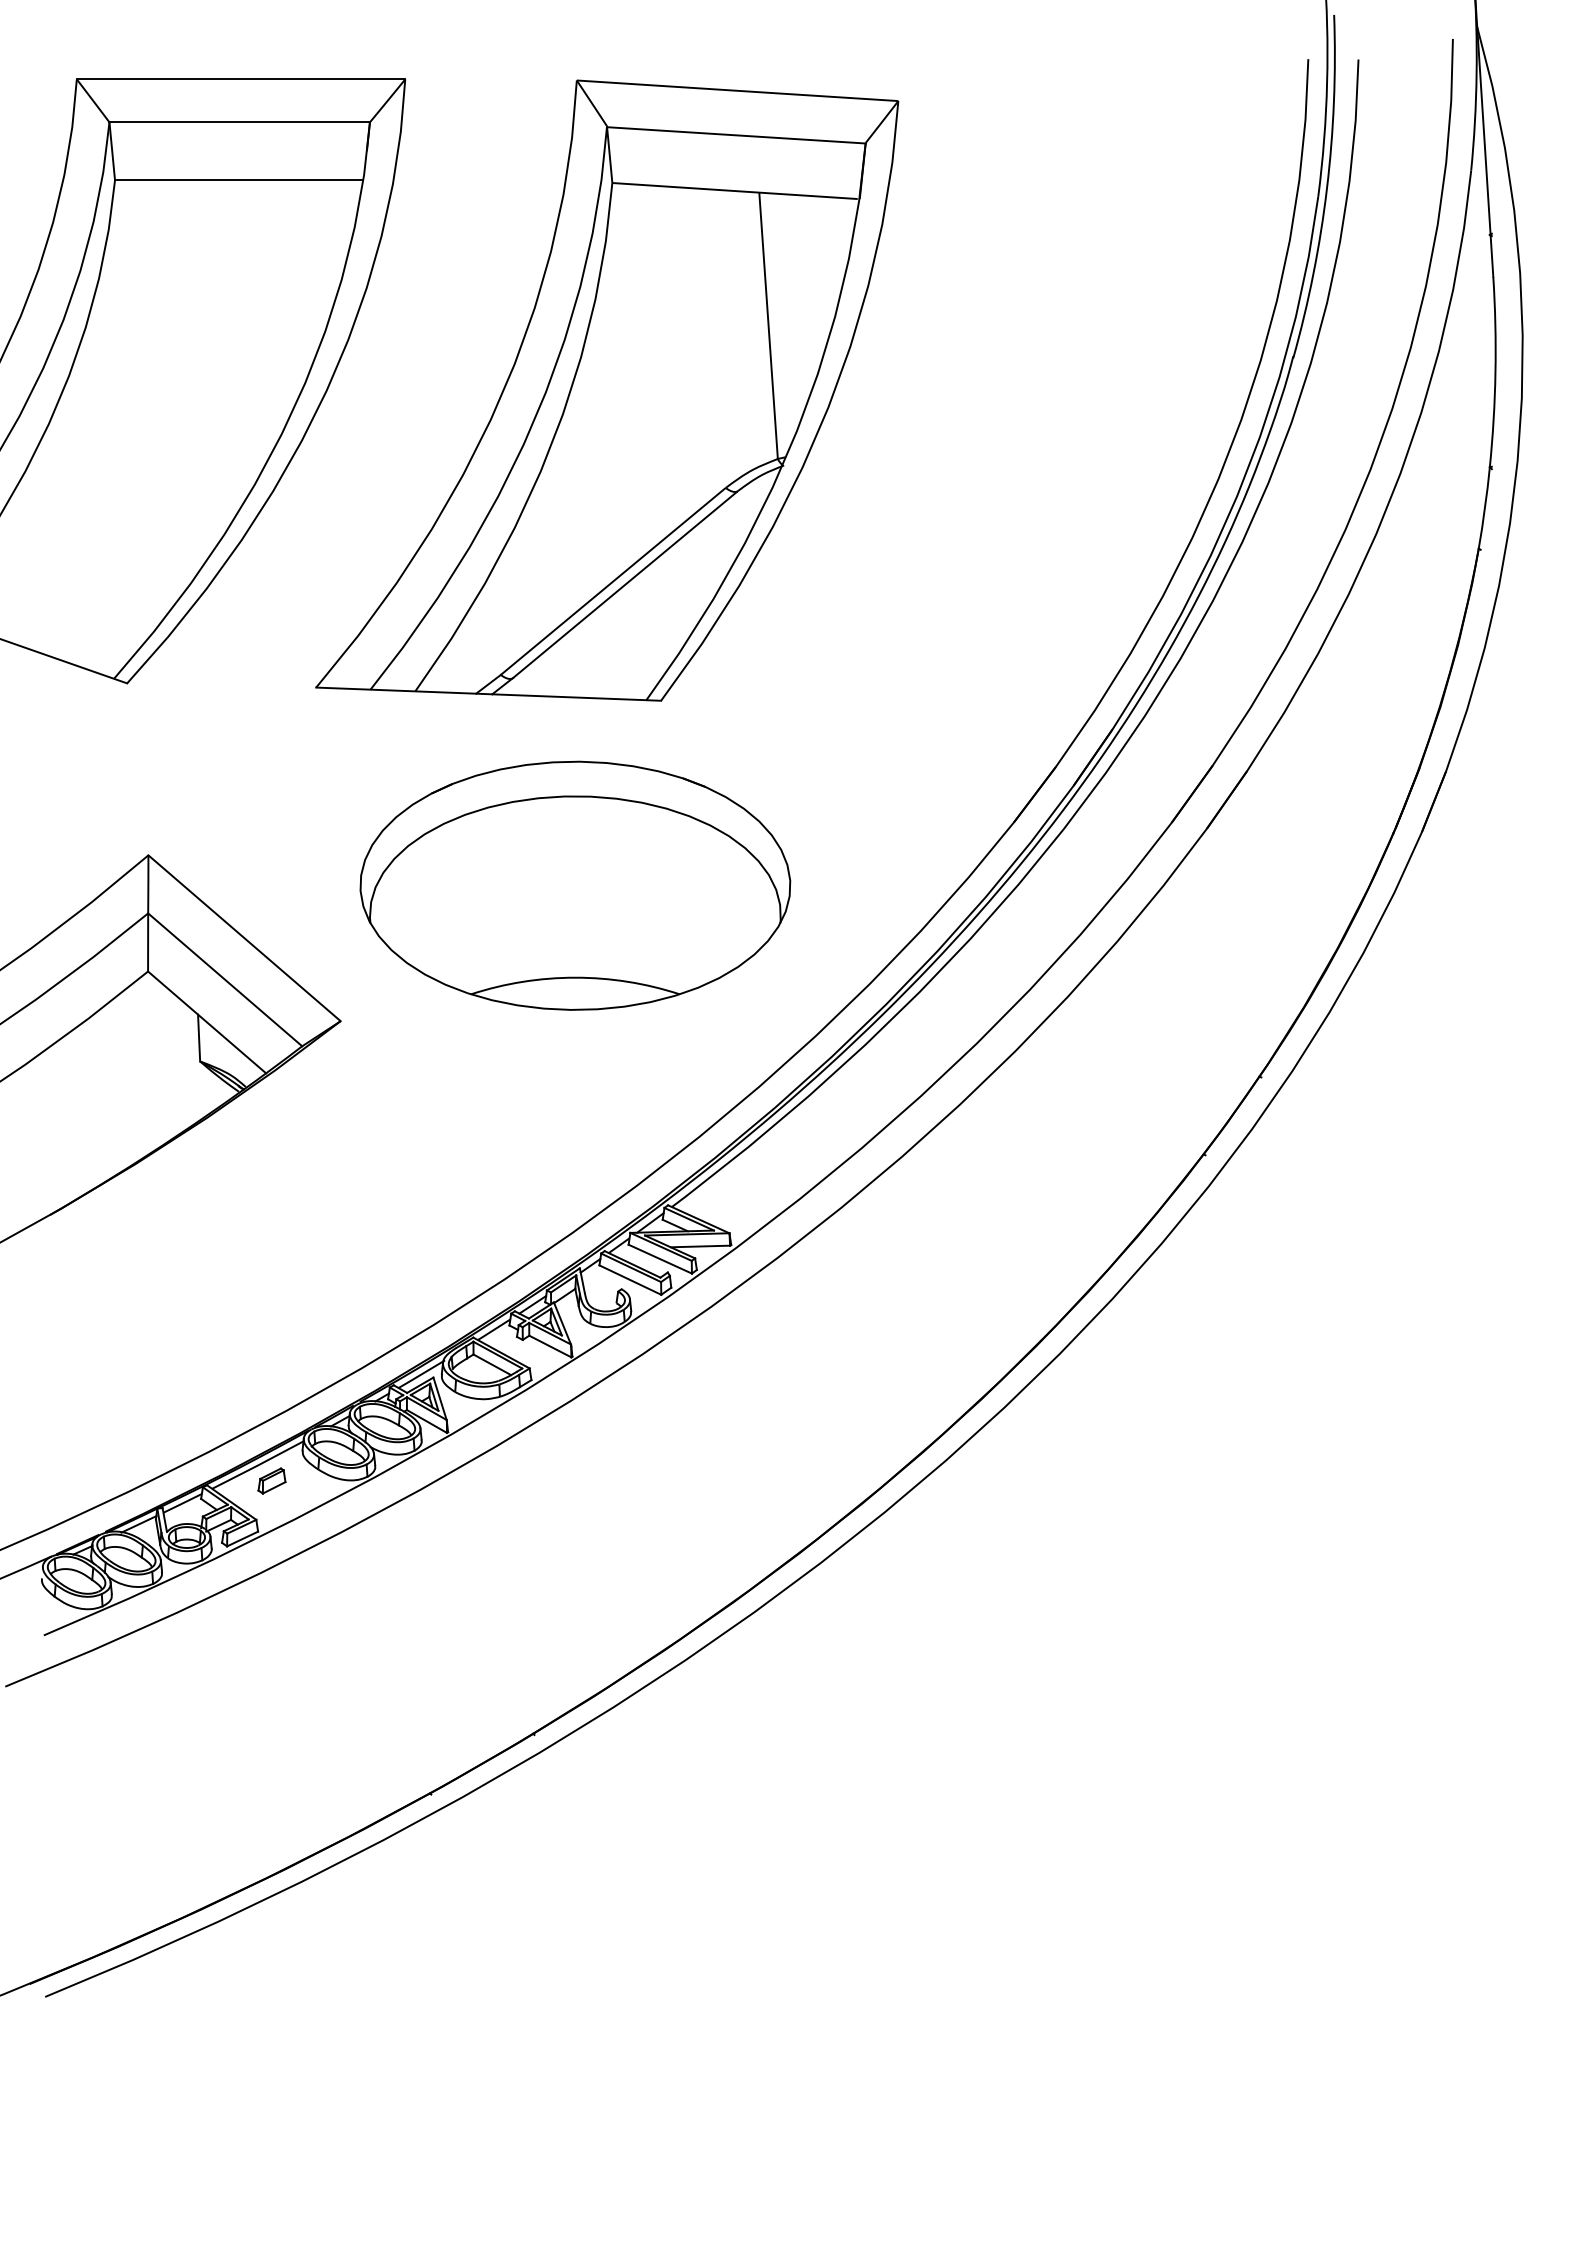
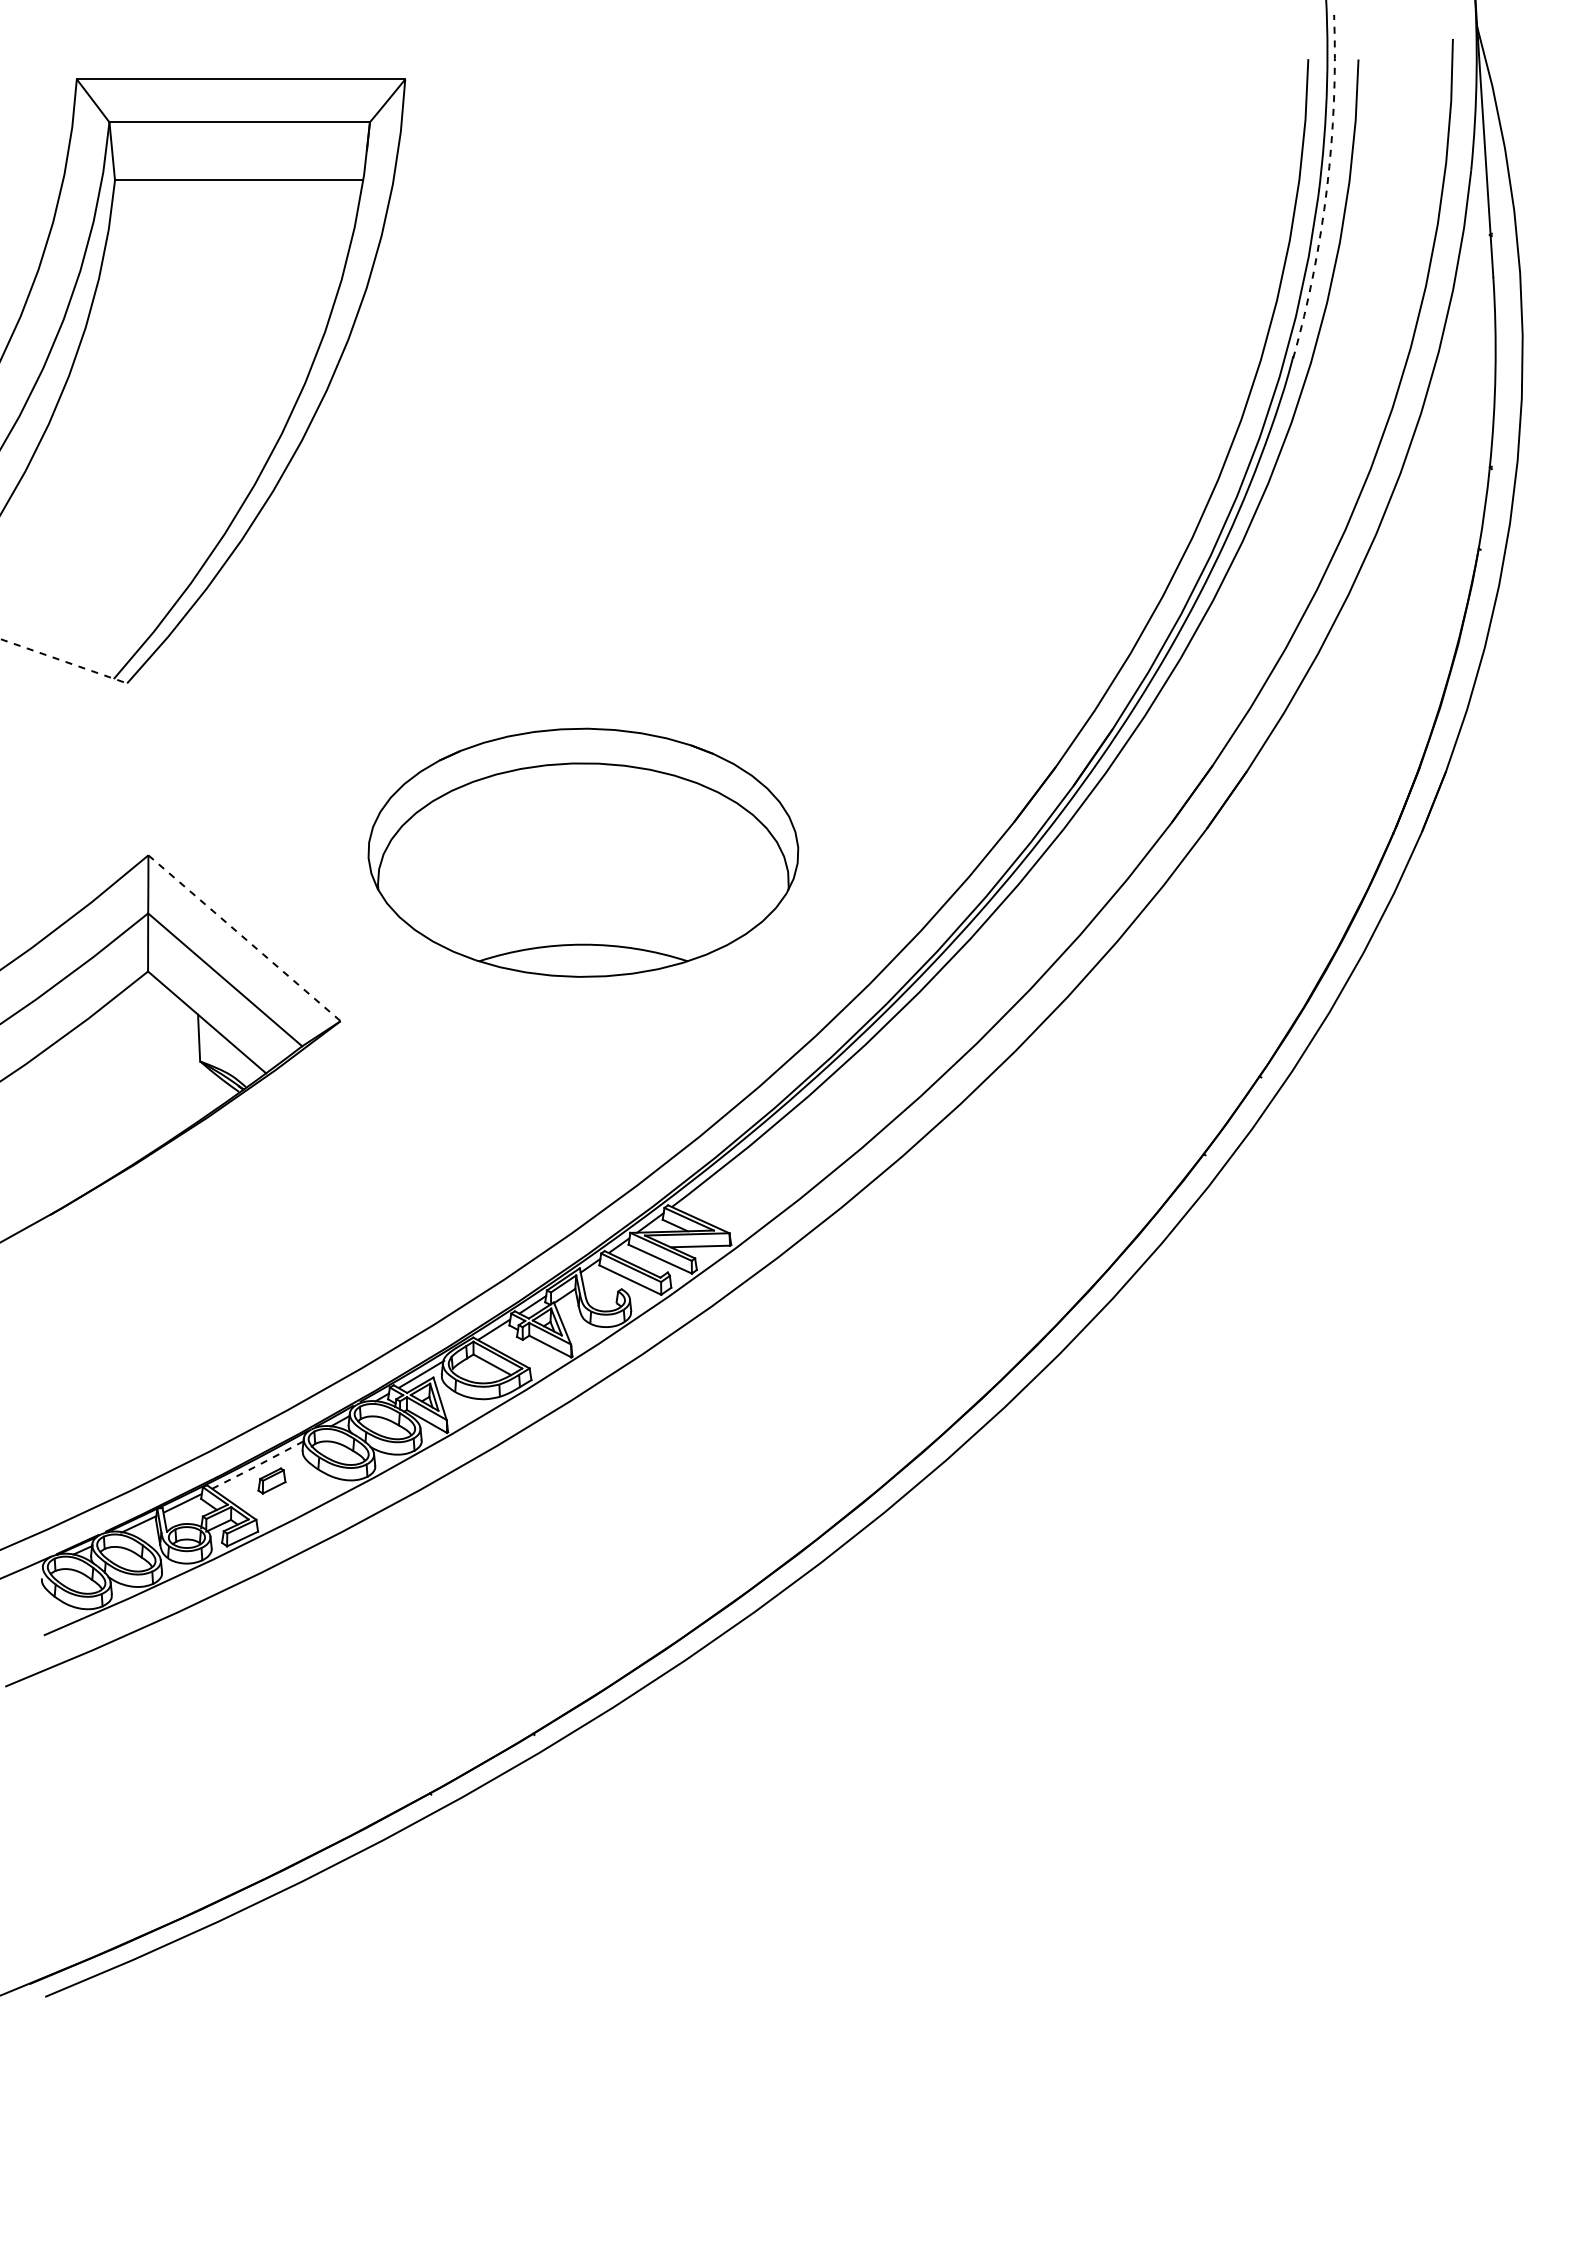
arc: solid -> dashed (1327, 188)
part: present -> none (607, 390)
line: solid -> dashed (63, 661)
part position: (575, 885) -> (583, 852) (583, 852)
line: solid -> dashed (244, 938)
line: solid -> dashed (258, 1465)
